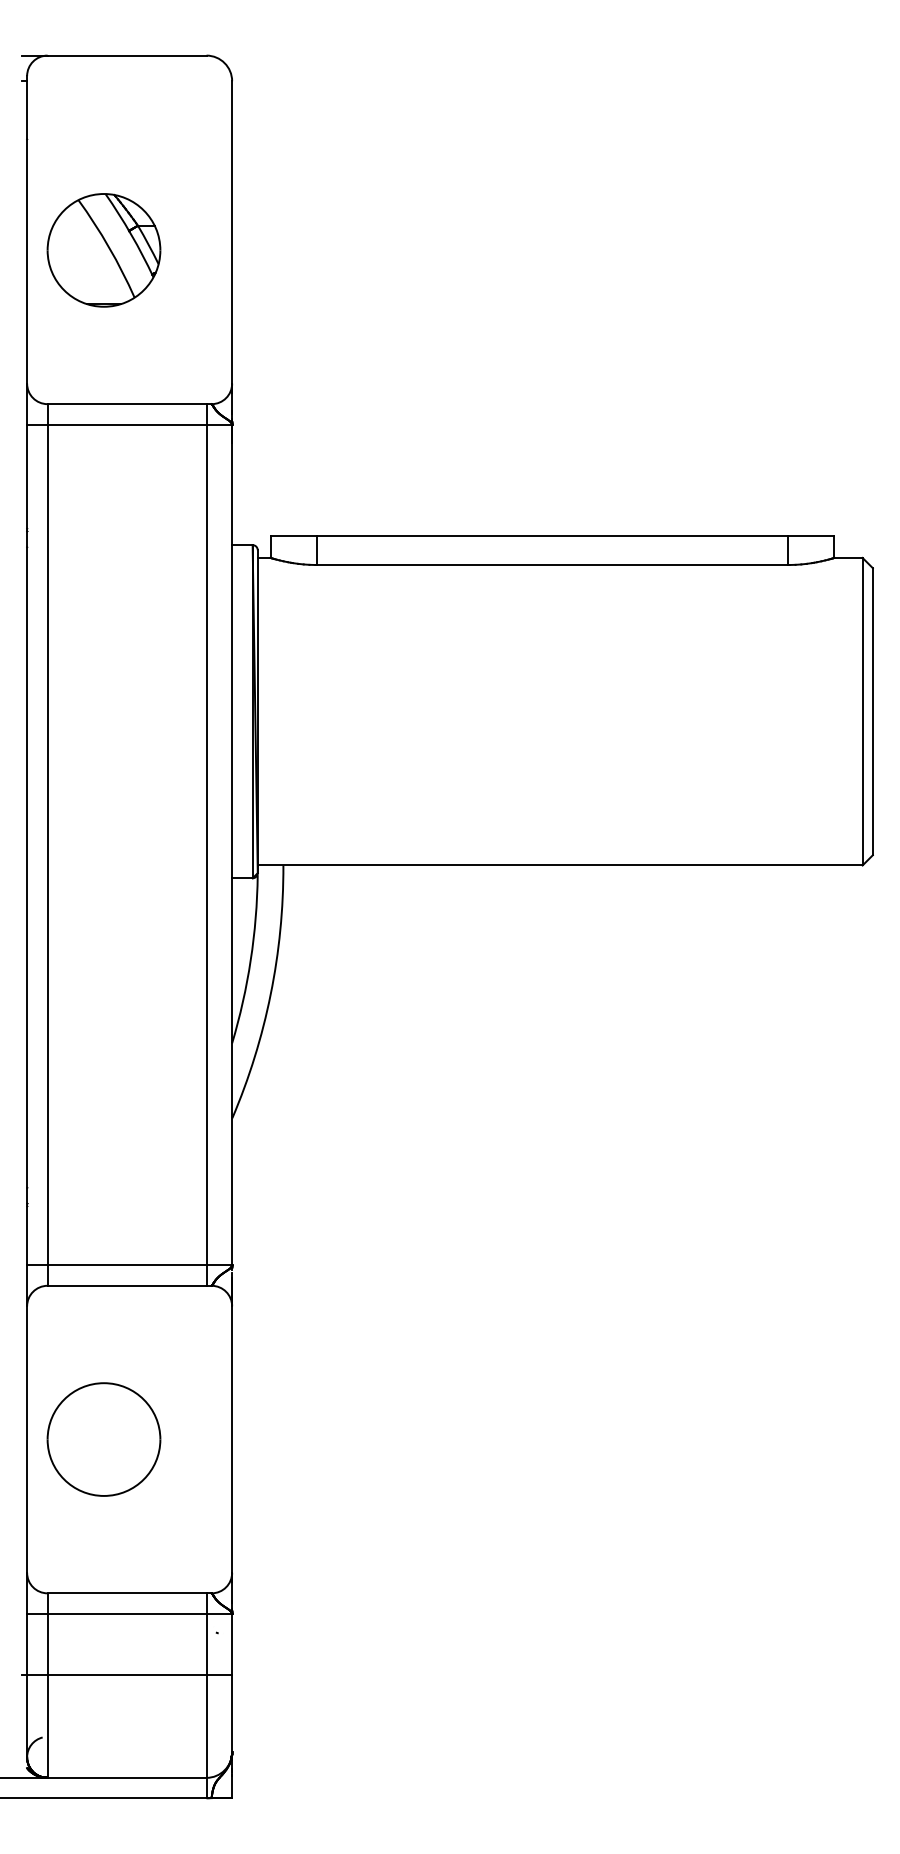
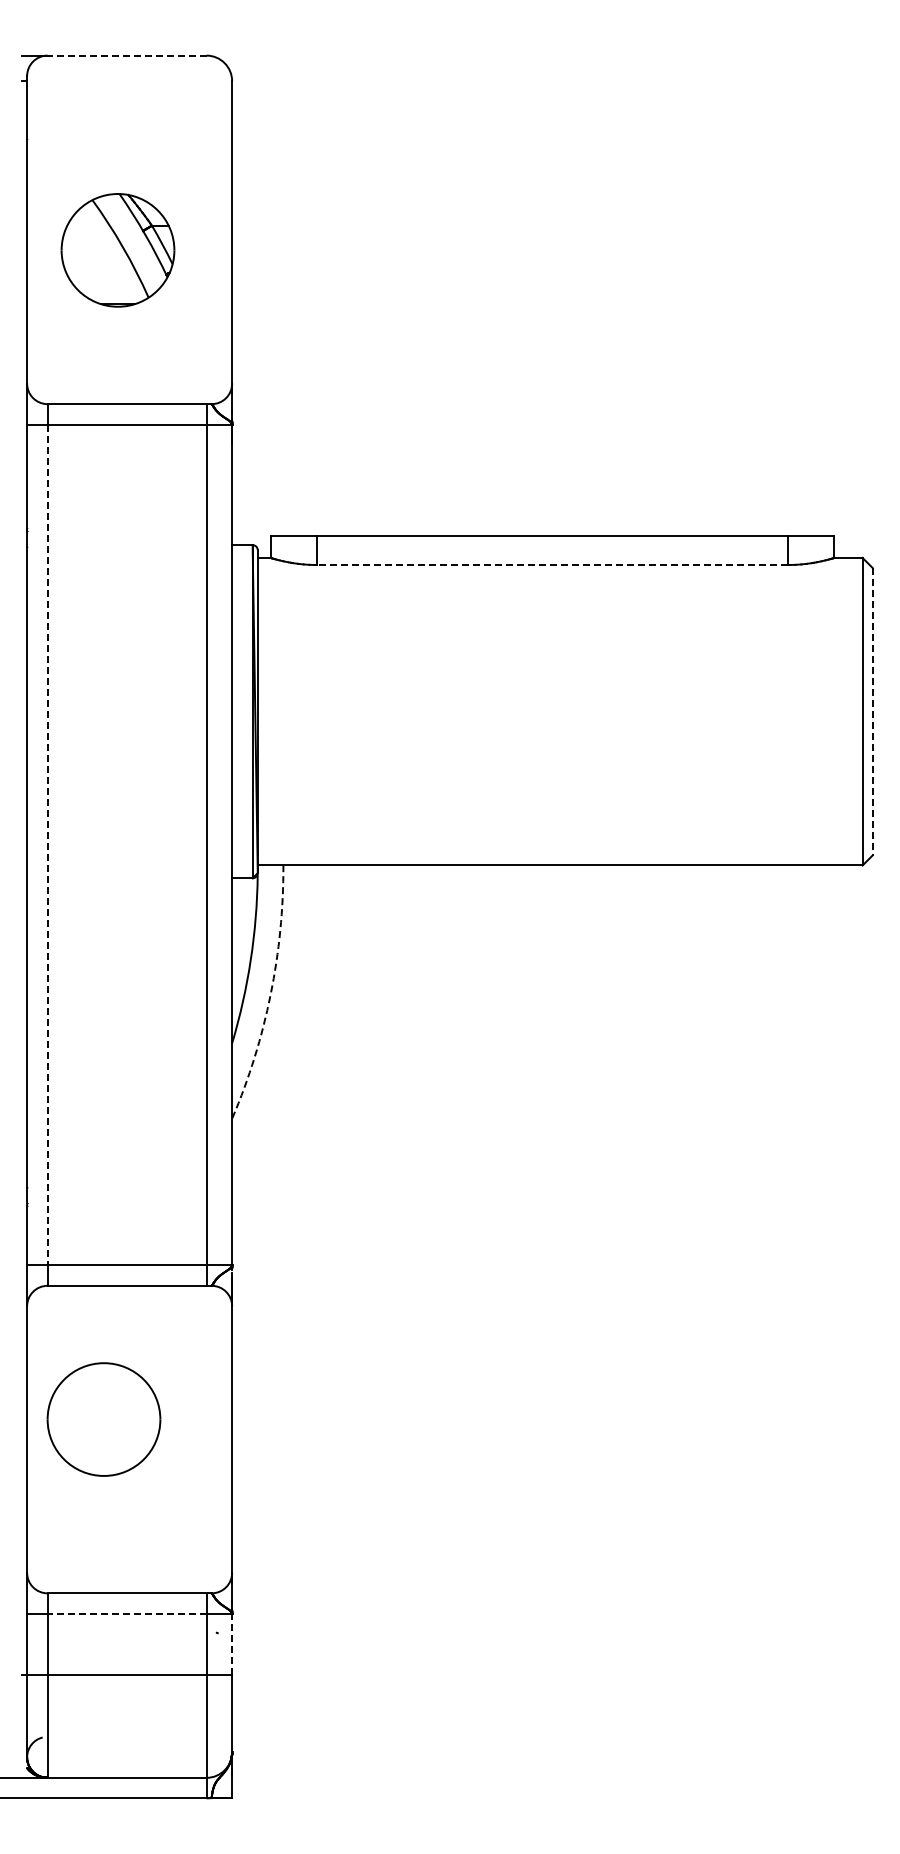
line: solid -> dashed (126, 55)
part position: (103, 250) -> (117, 250) (117, 250)
line: solid -> dashed (552, 565)
line: solid -> dashed (872, 711)
line: solid -> dashed (47, 845)
arc: solid -> dashed (270, 994)
part position: (103, 1439) -> (103, 1419) (103, 1419)
line: solid -> dashed (126, 1613)
line: solid -> dashed (232, 1644)
